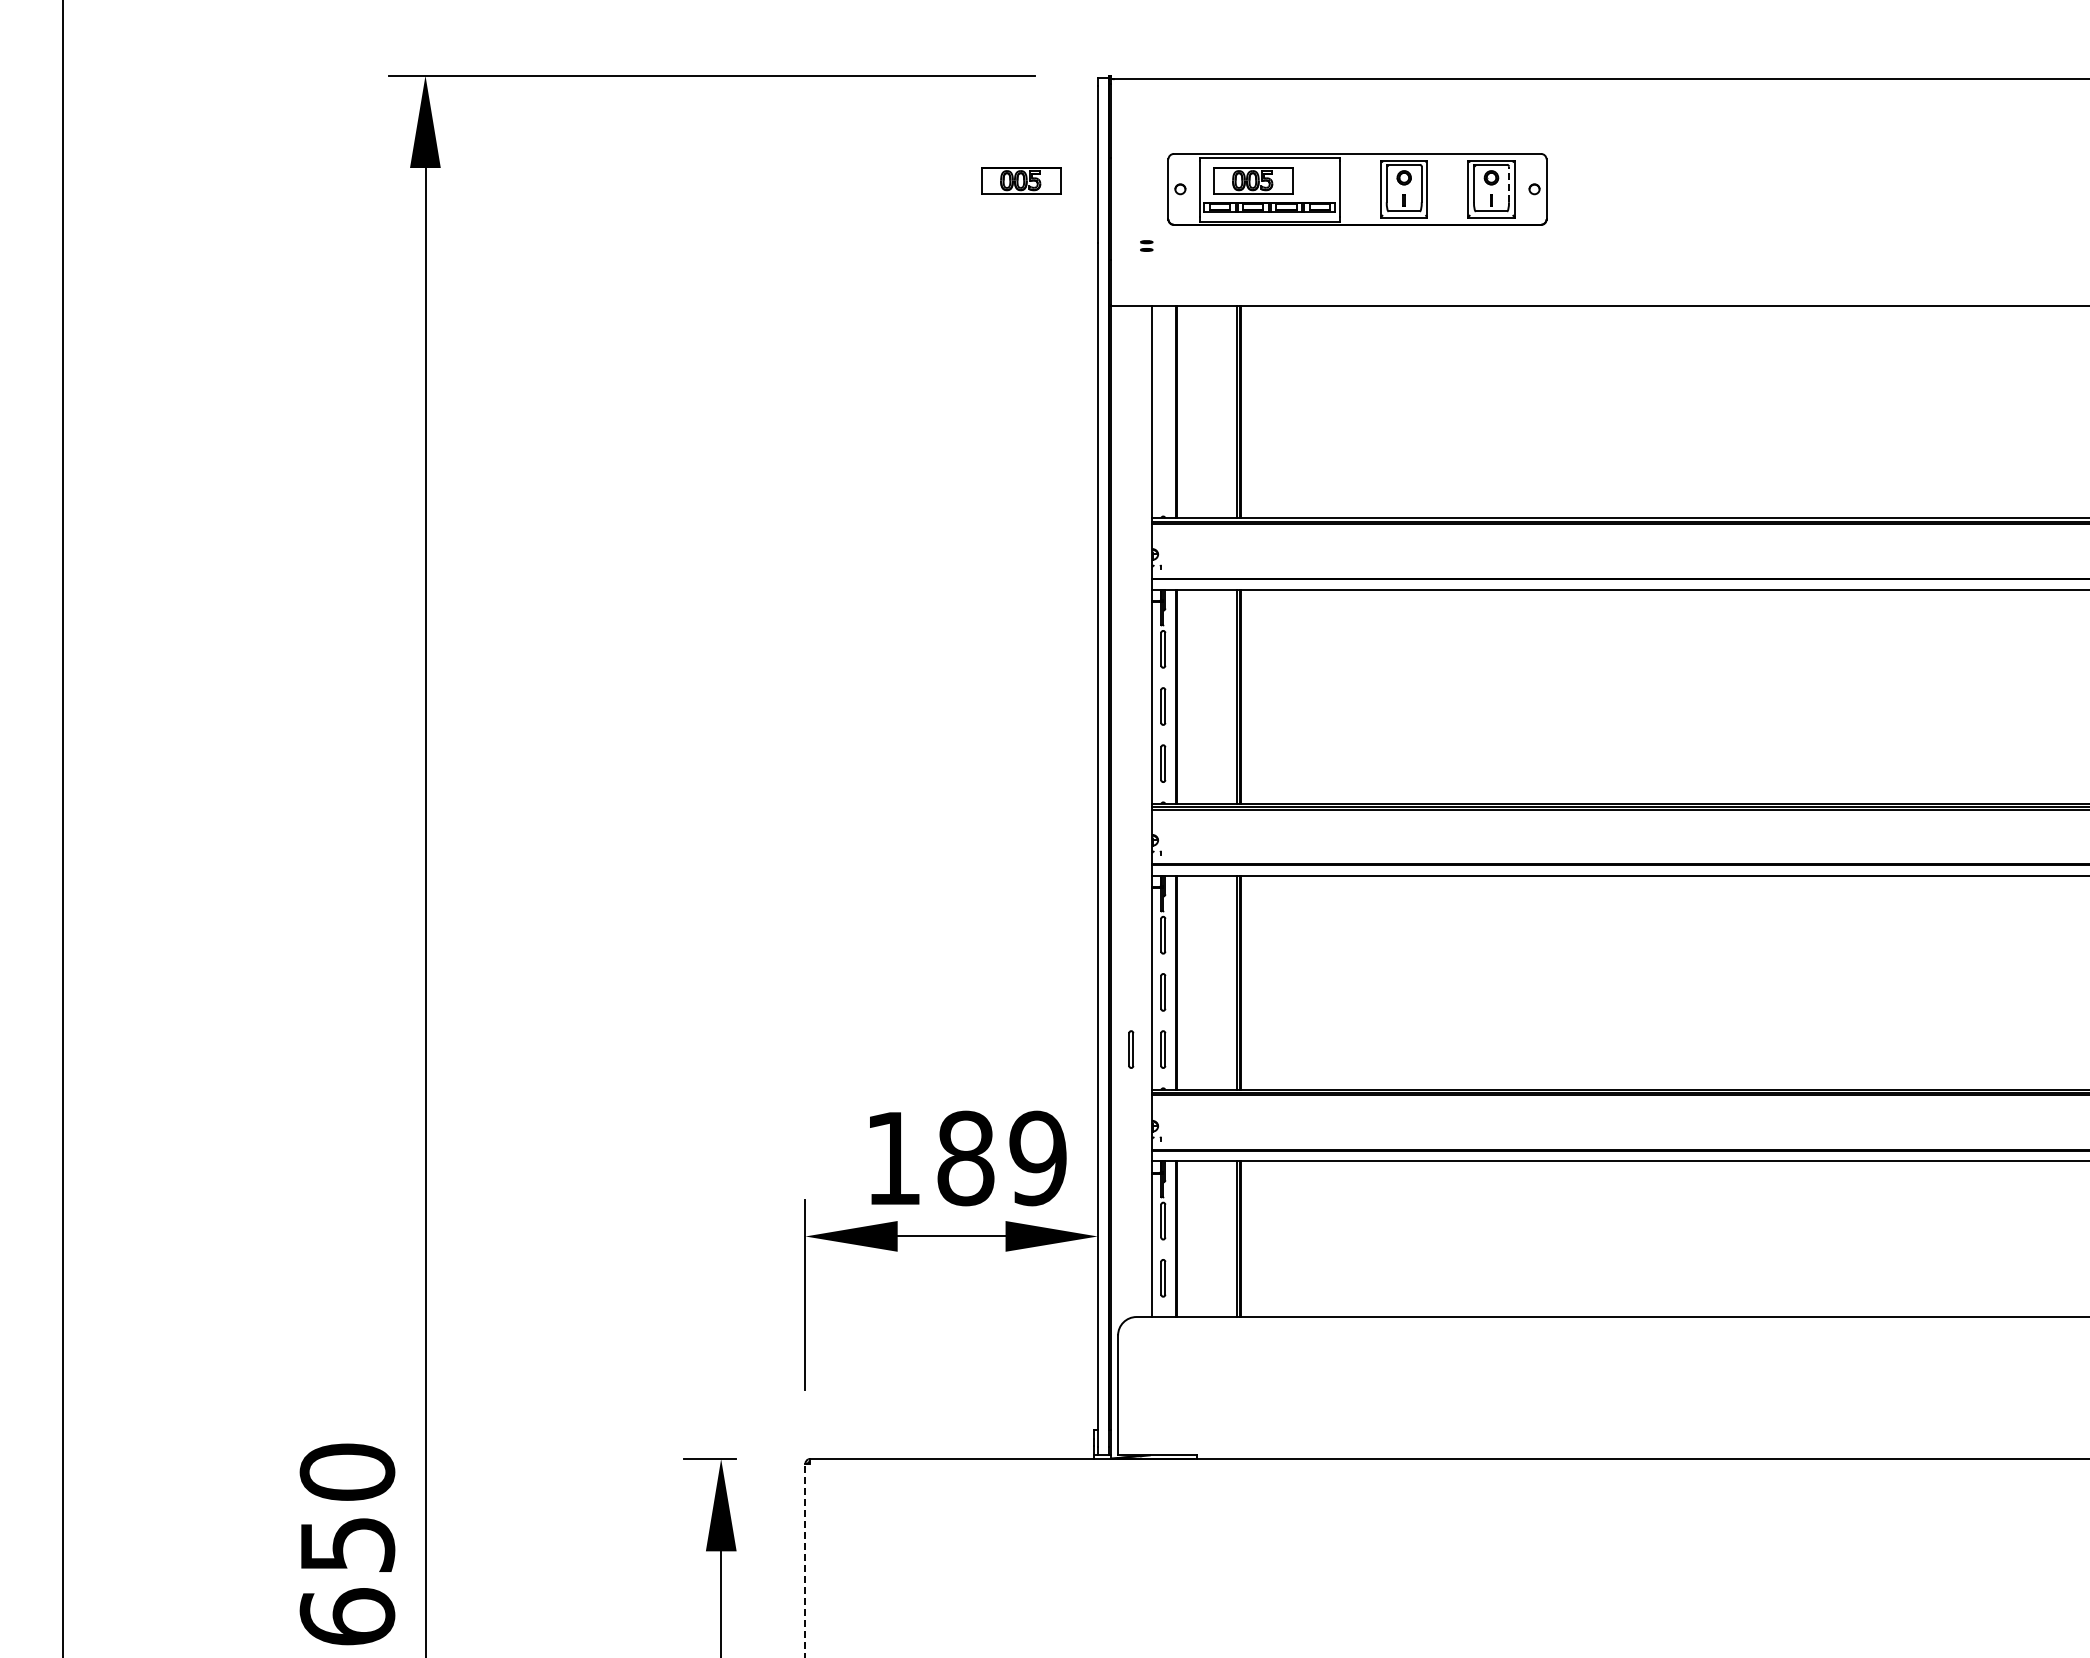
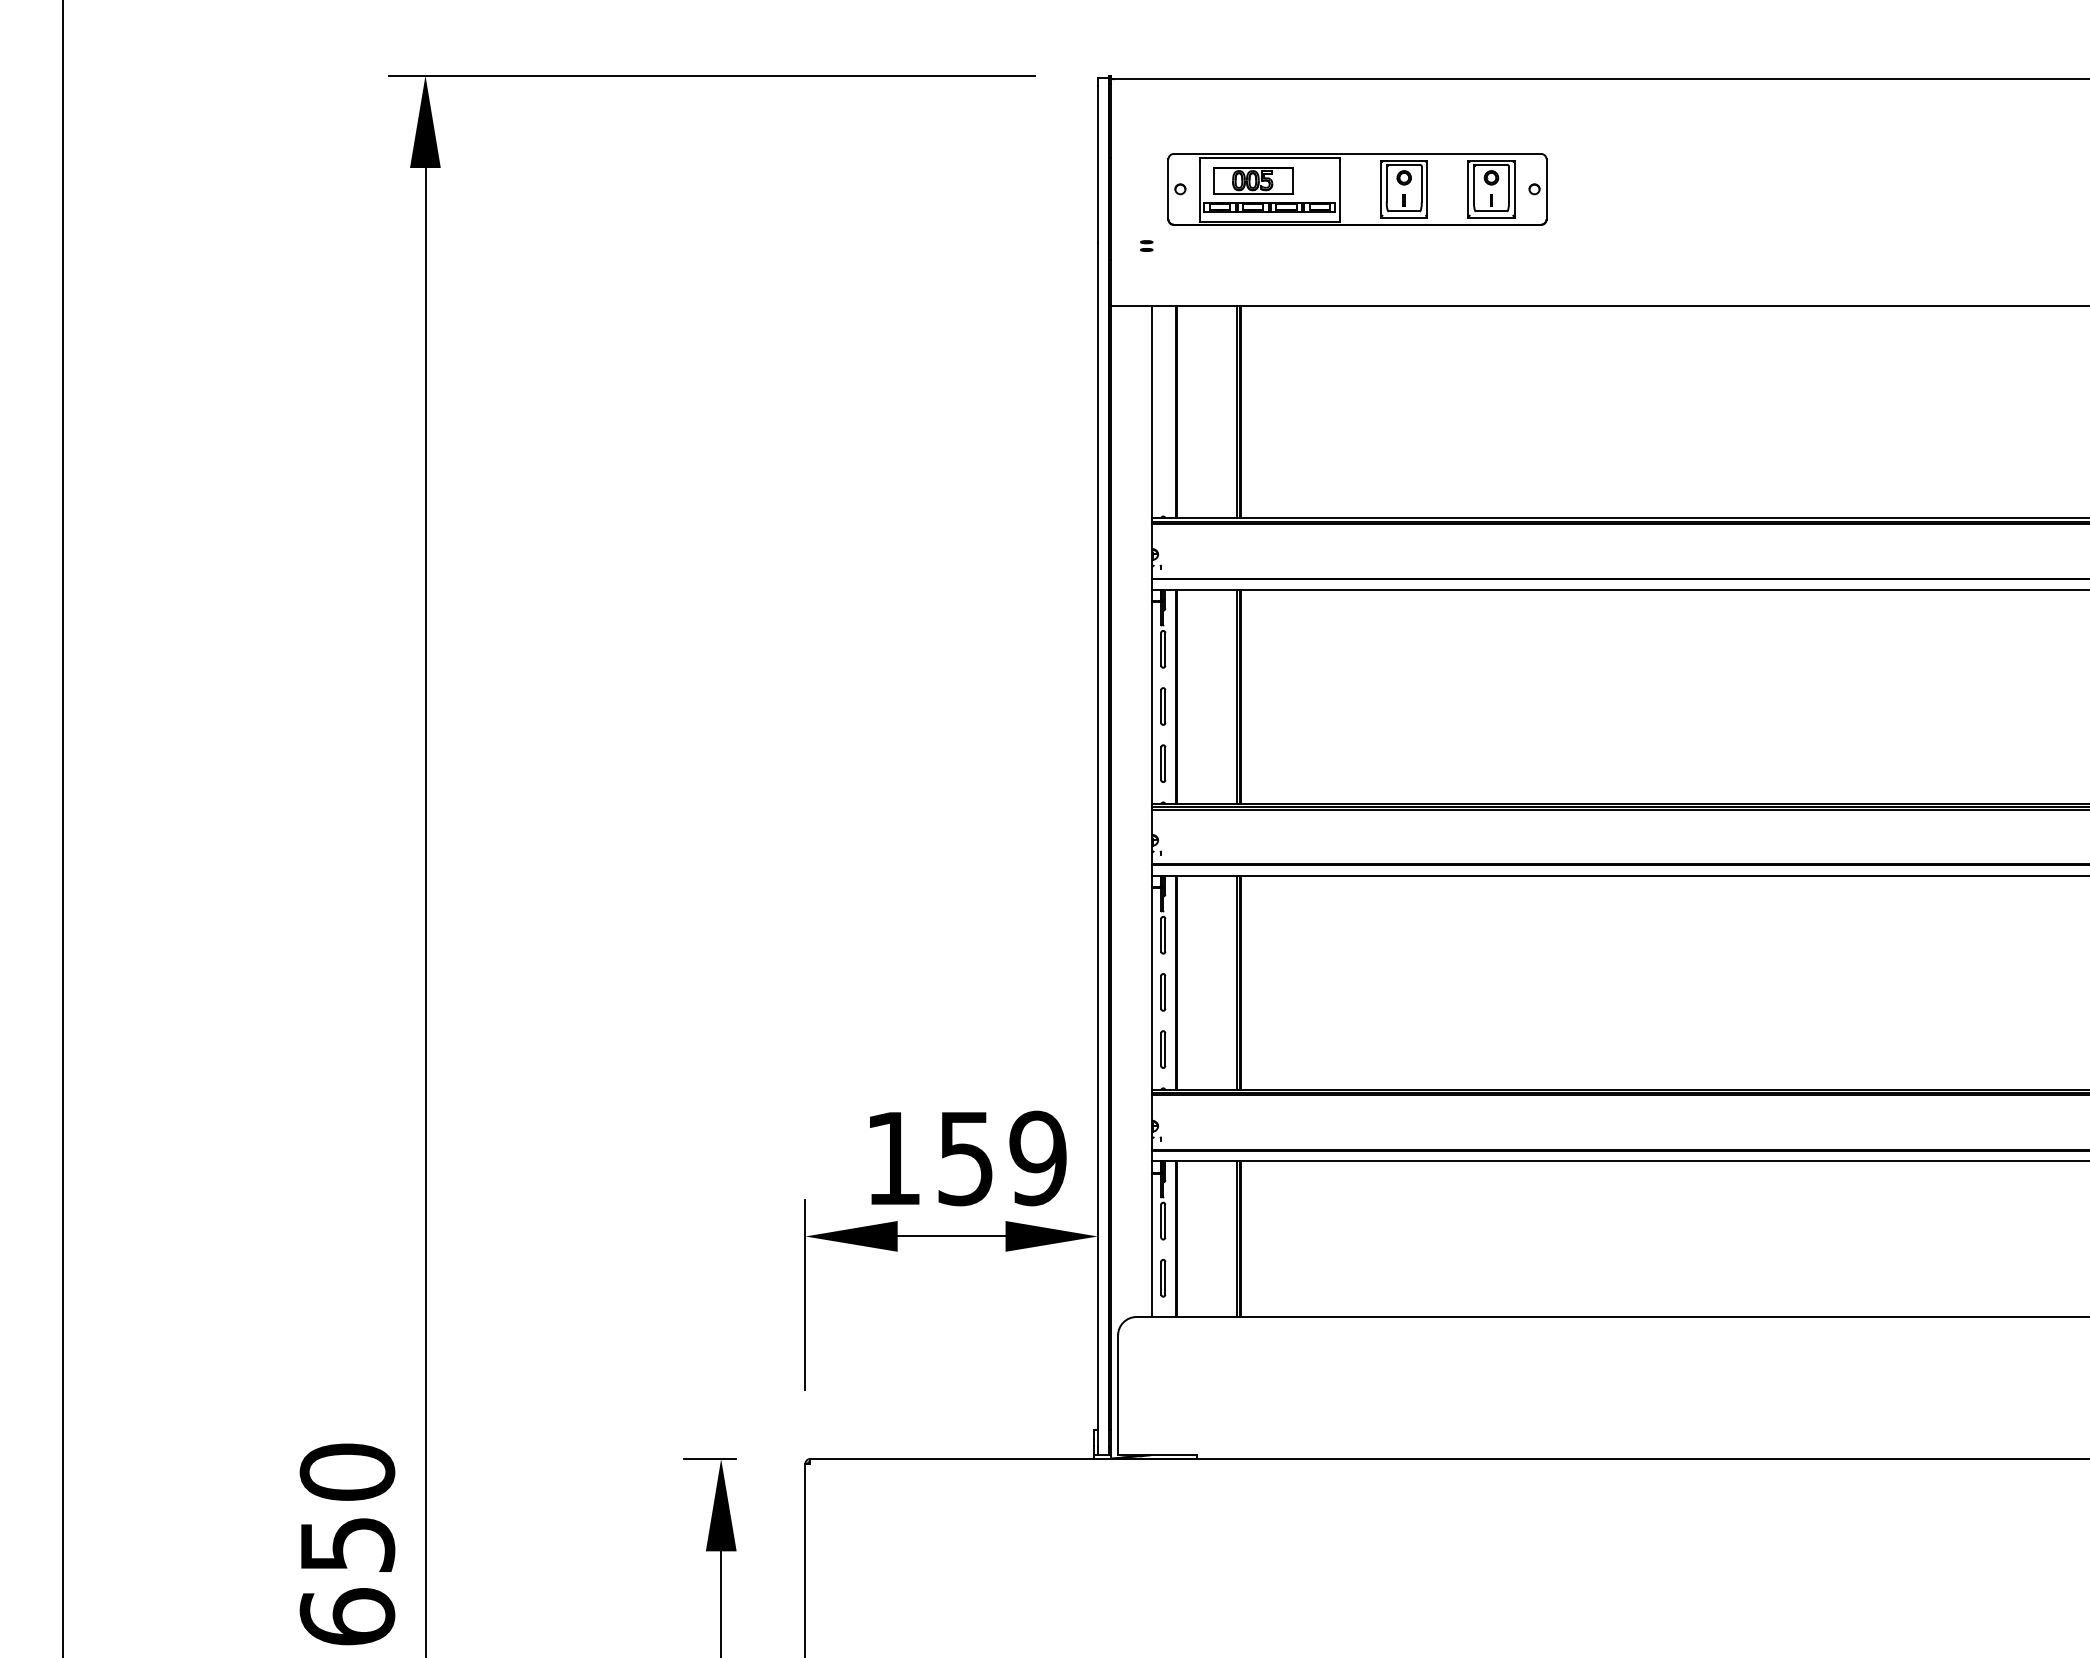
part: present -> none (1021, 180)
line: dashed -> solid (1509, 184)
part: present -> none (1131, 1049)
text: 189 -> 159 (965, 1158)
line: dashed -> solid (805, 1560)
